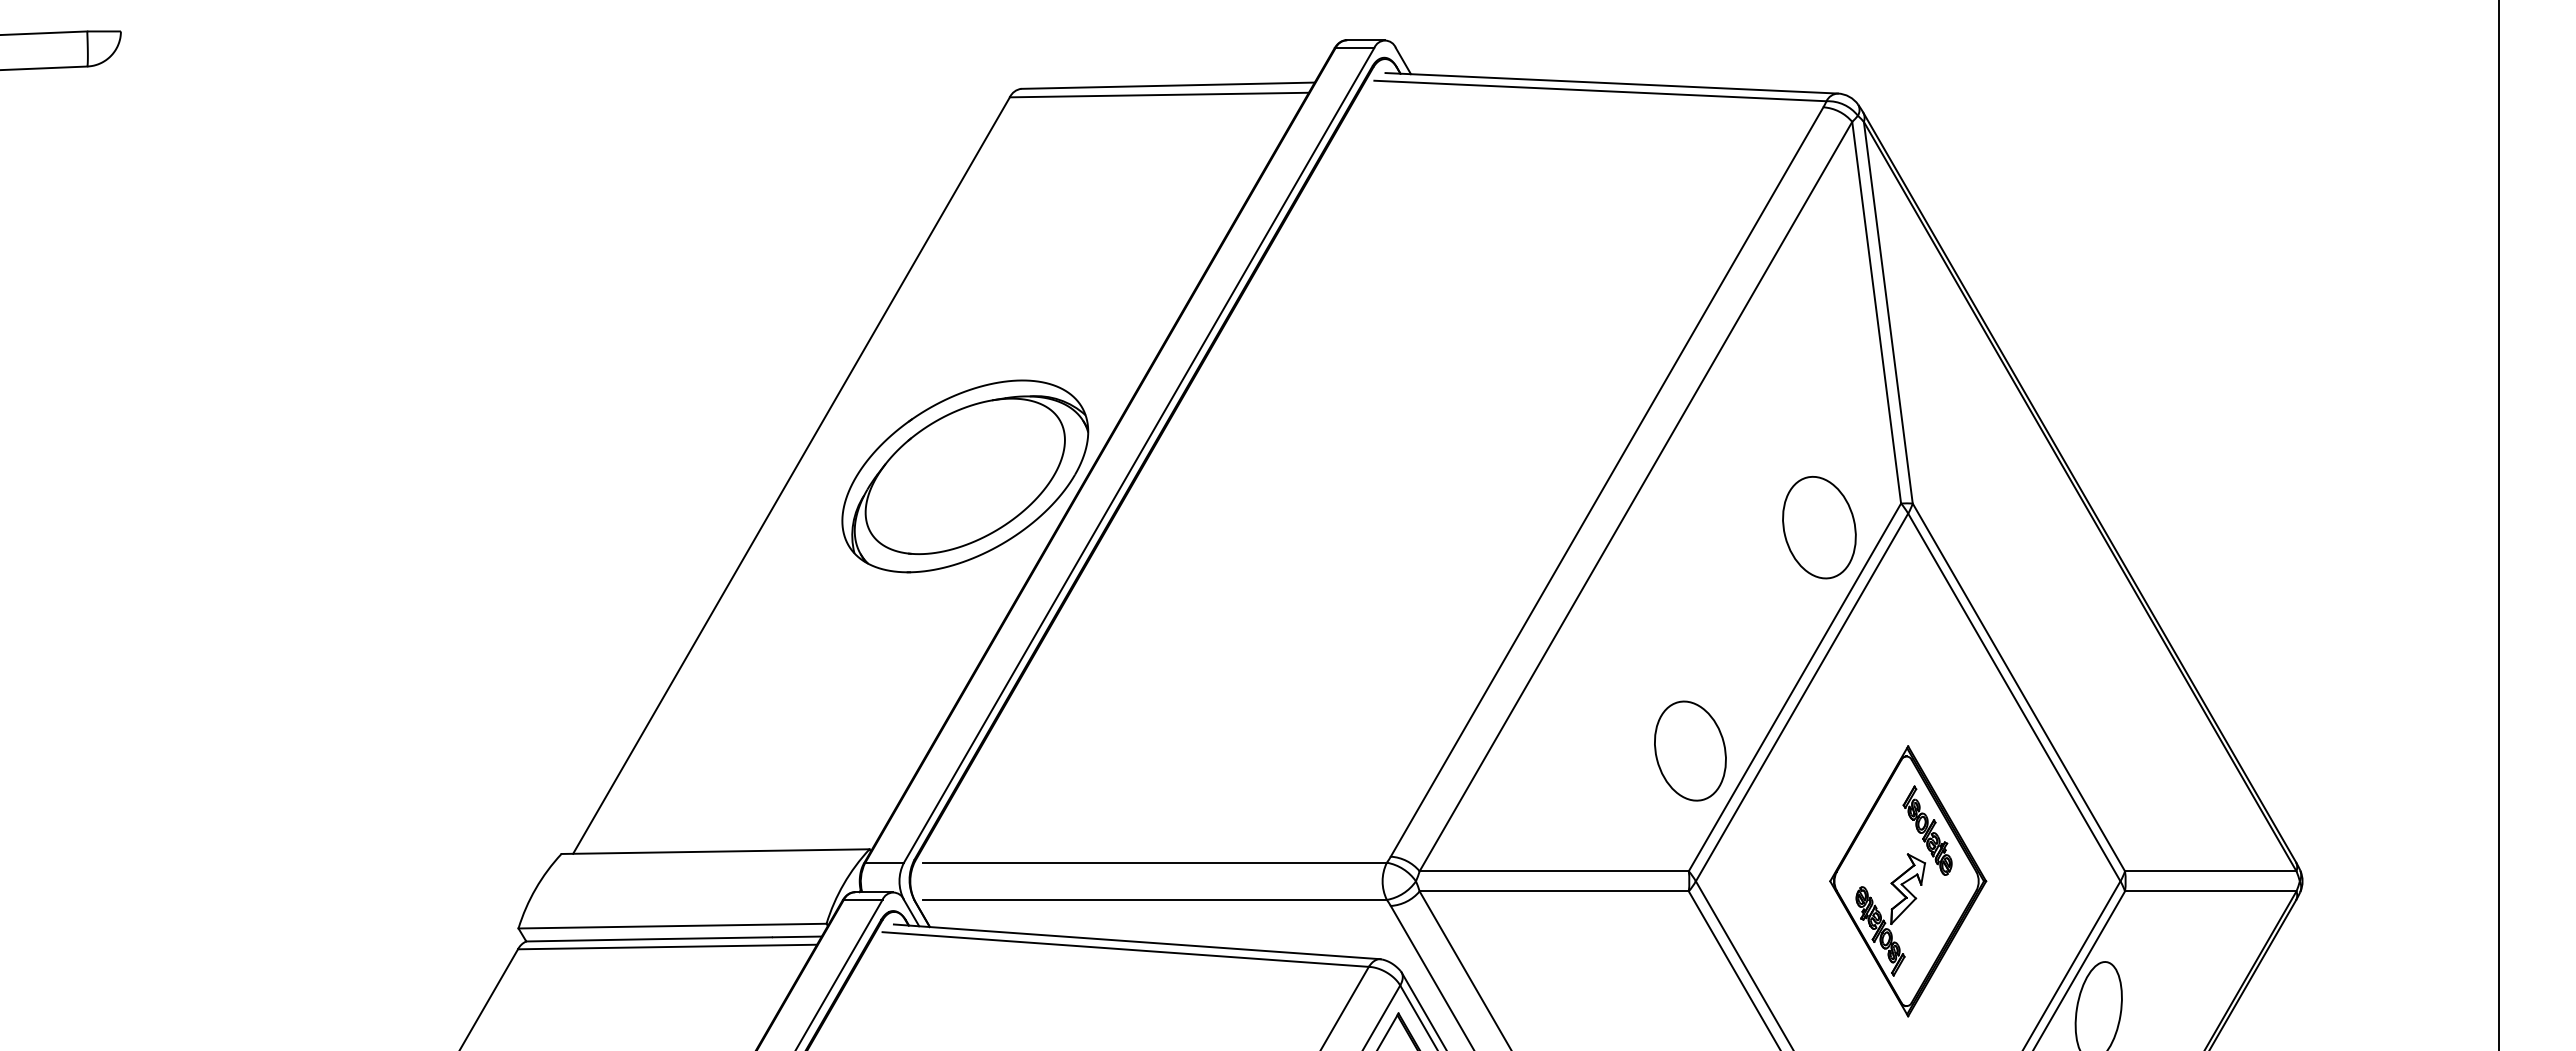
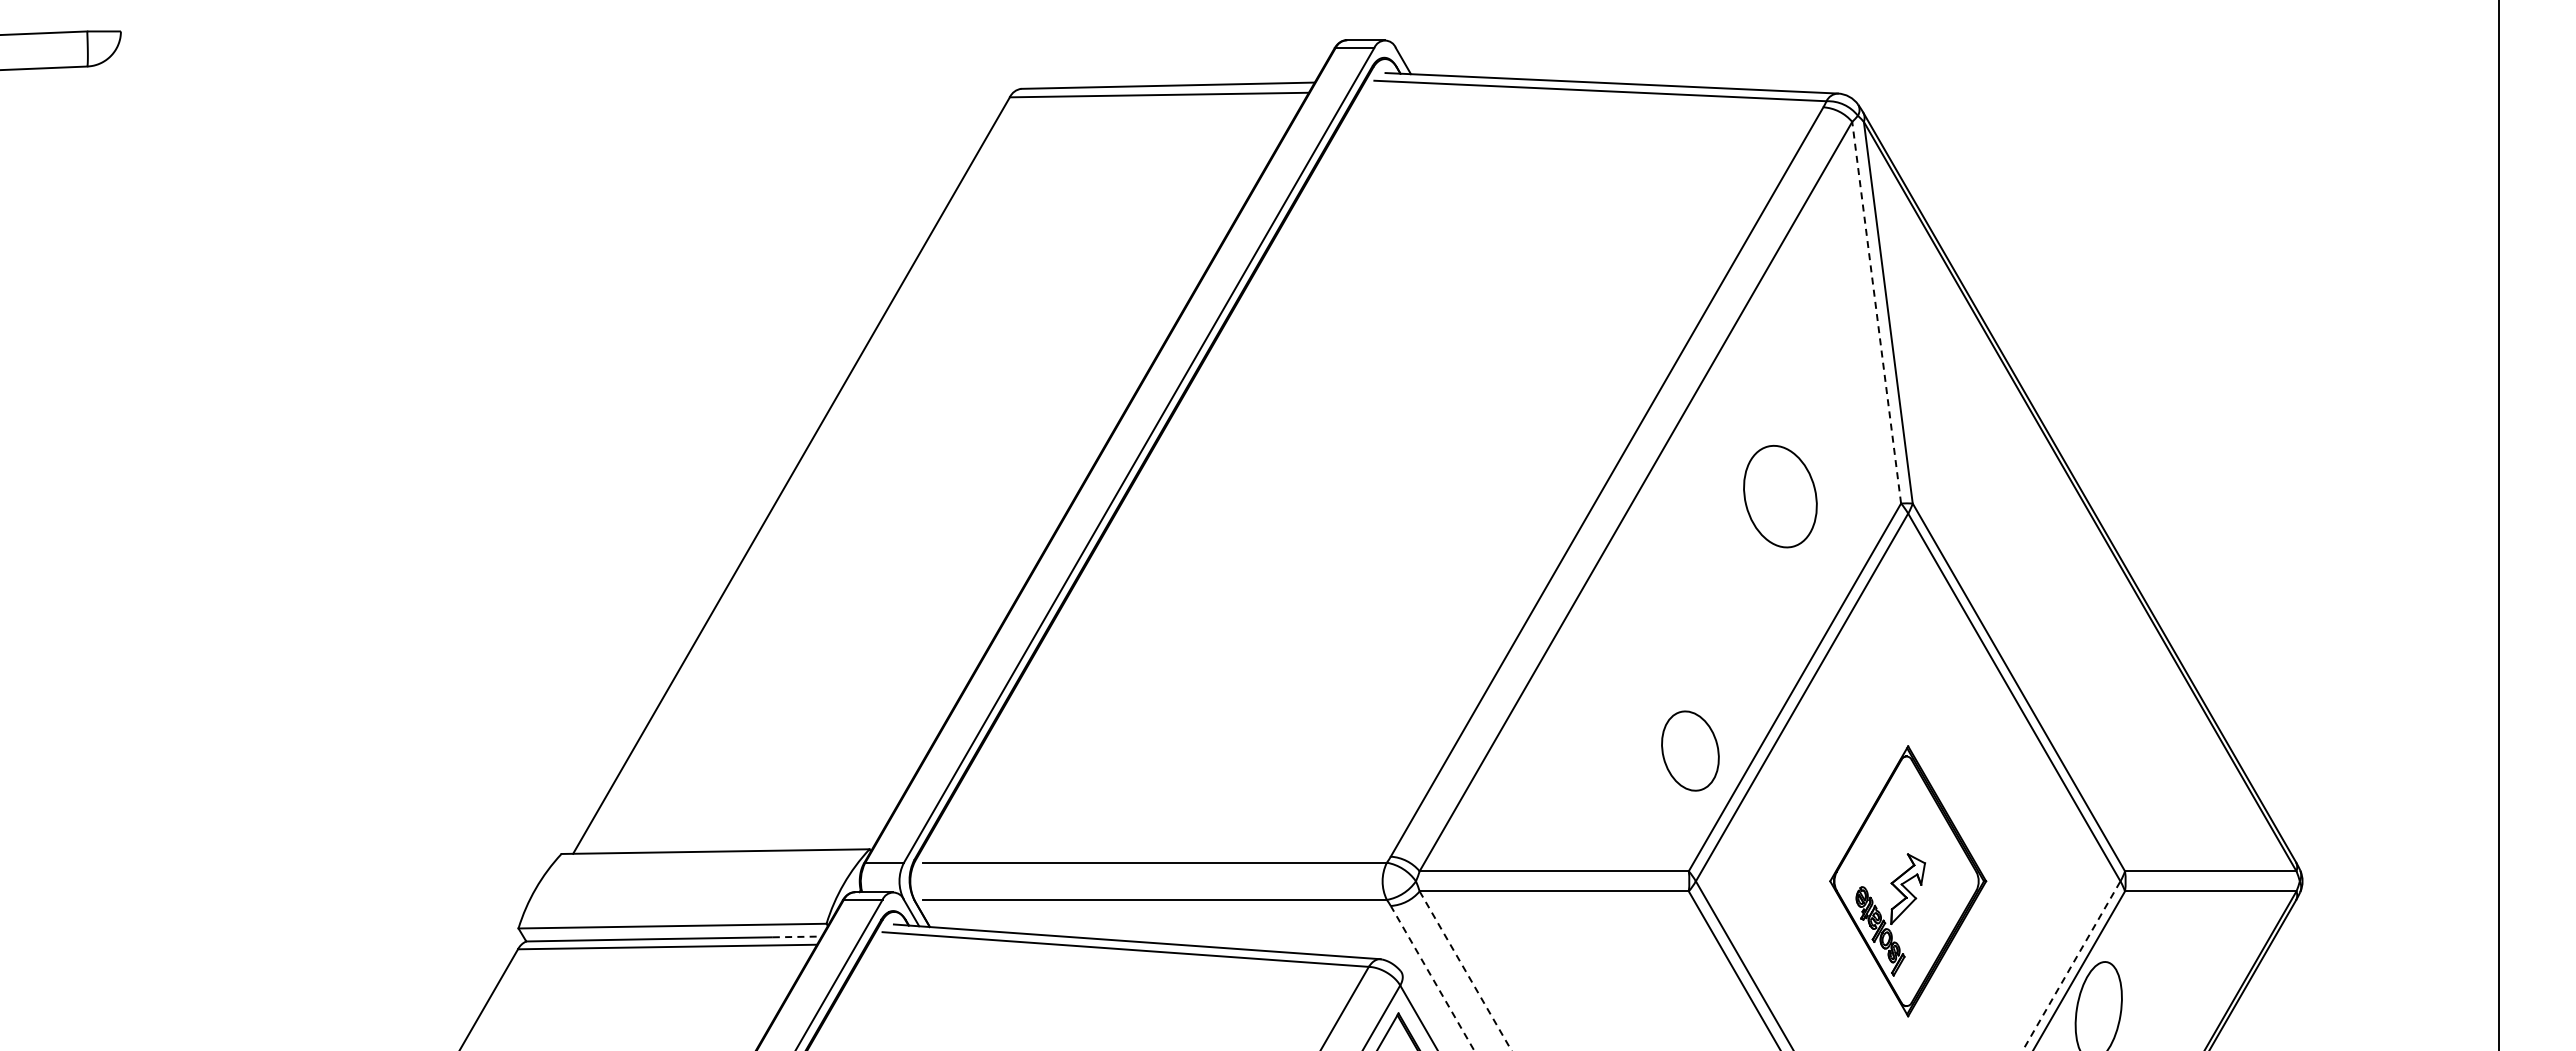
line: solid -> dashed (1876, 312)
part: present -> none (965, 476)
part position: (1819, 527) -> (1780, 496) (1780, 496)
part size: 73x102 px -> 59x82 px (1690, 750)
part: present -> none (1927, 830)
line: solid -> dashed (797, 936)
line: solid -> dashed (2071, 966)
line: solid -> dashed (1465, 971)
line: solid -> dashed (1432, 977)
line: present -> none (1423, 1009)
